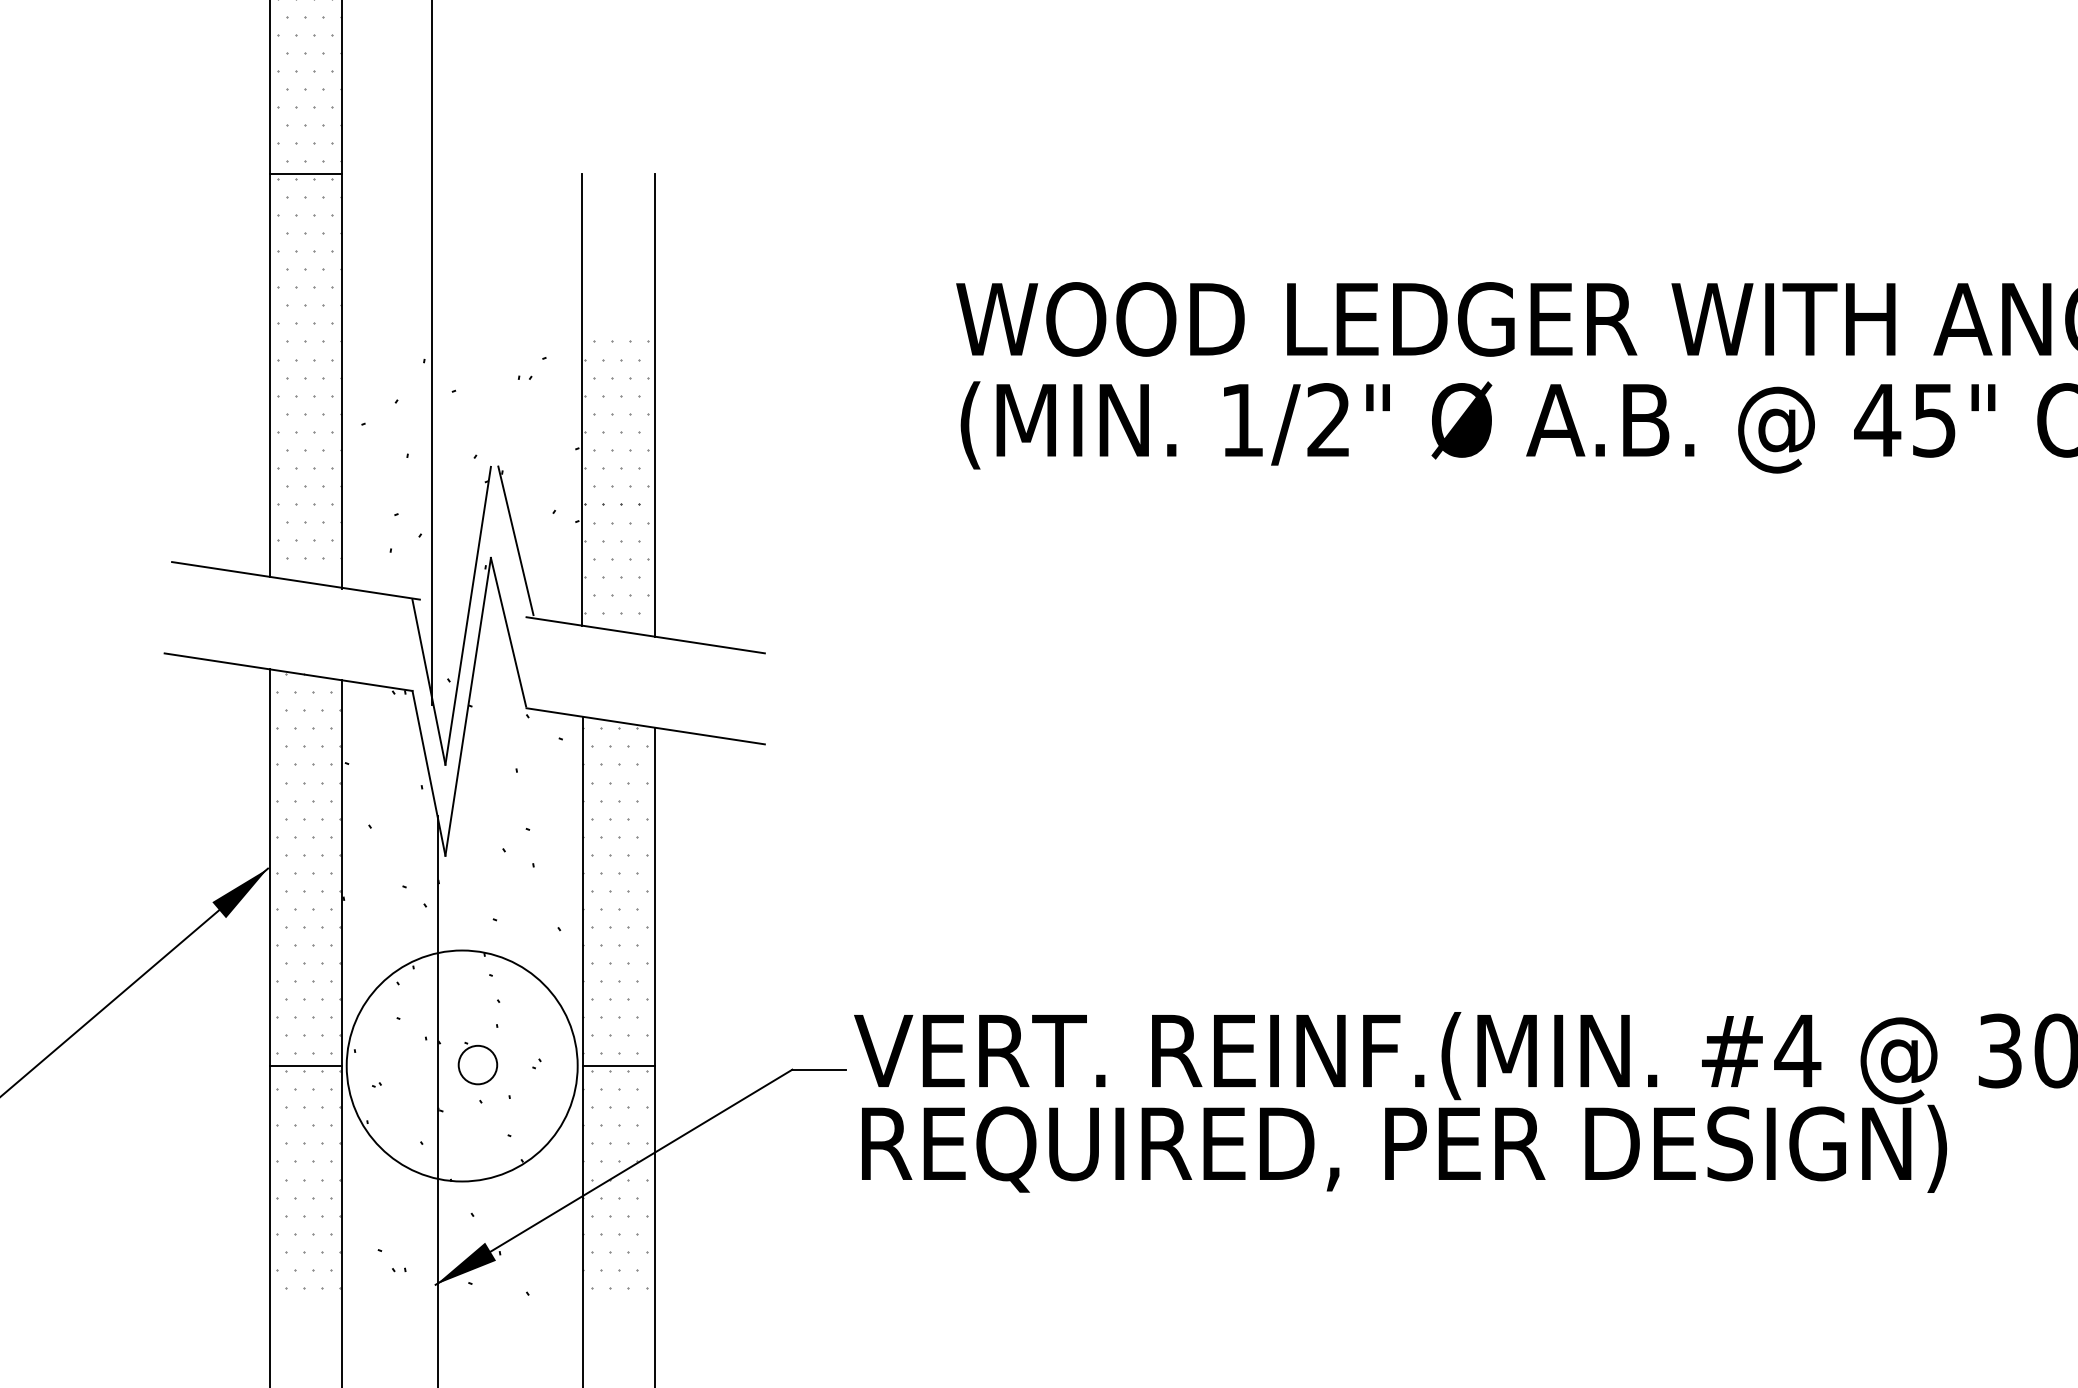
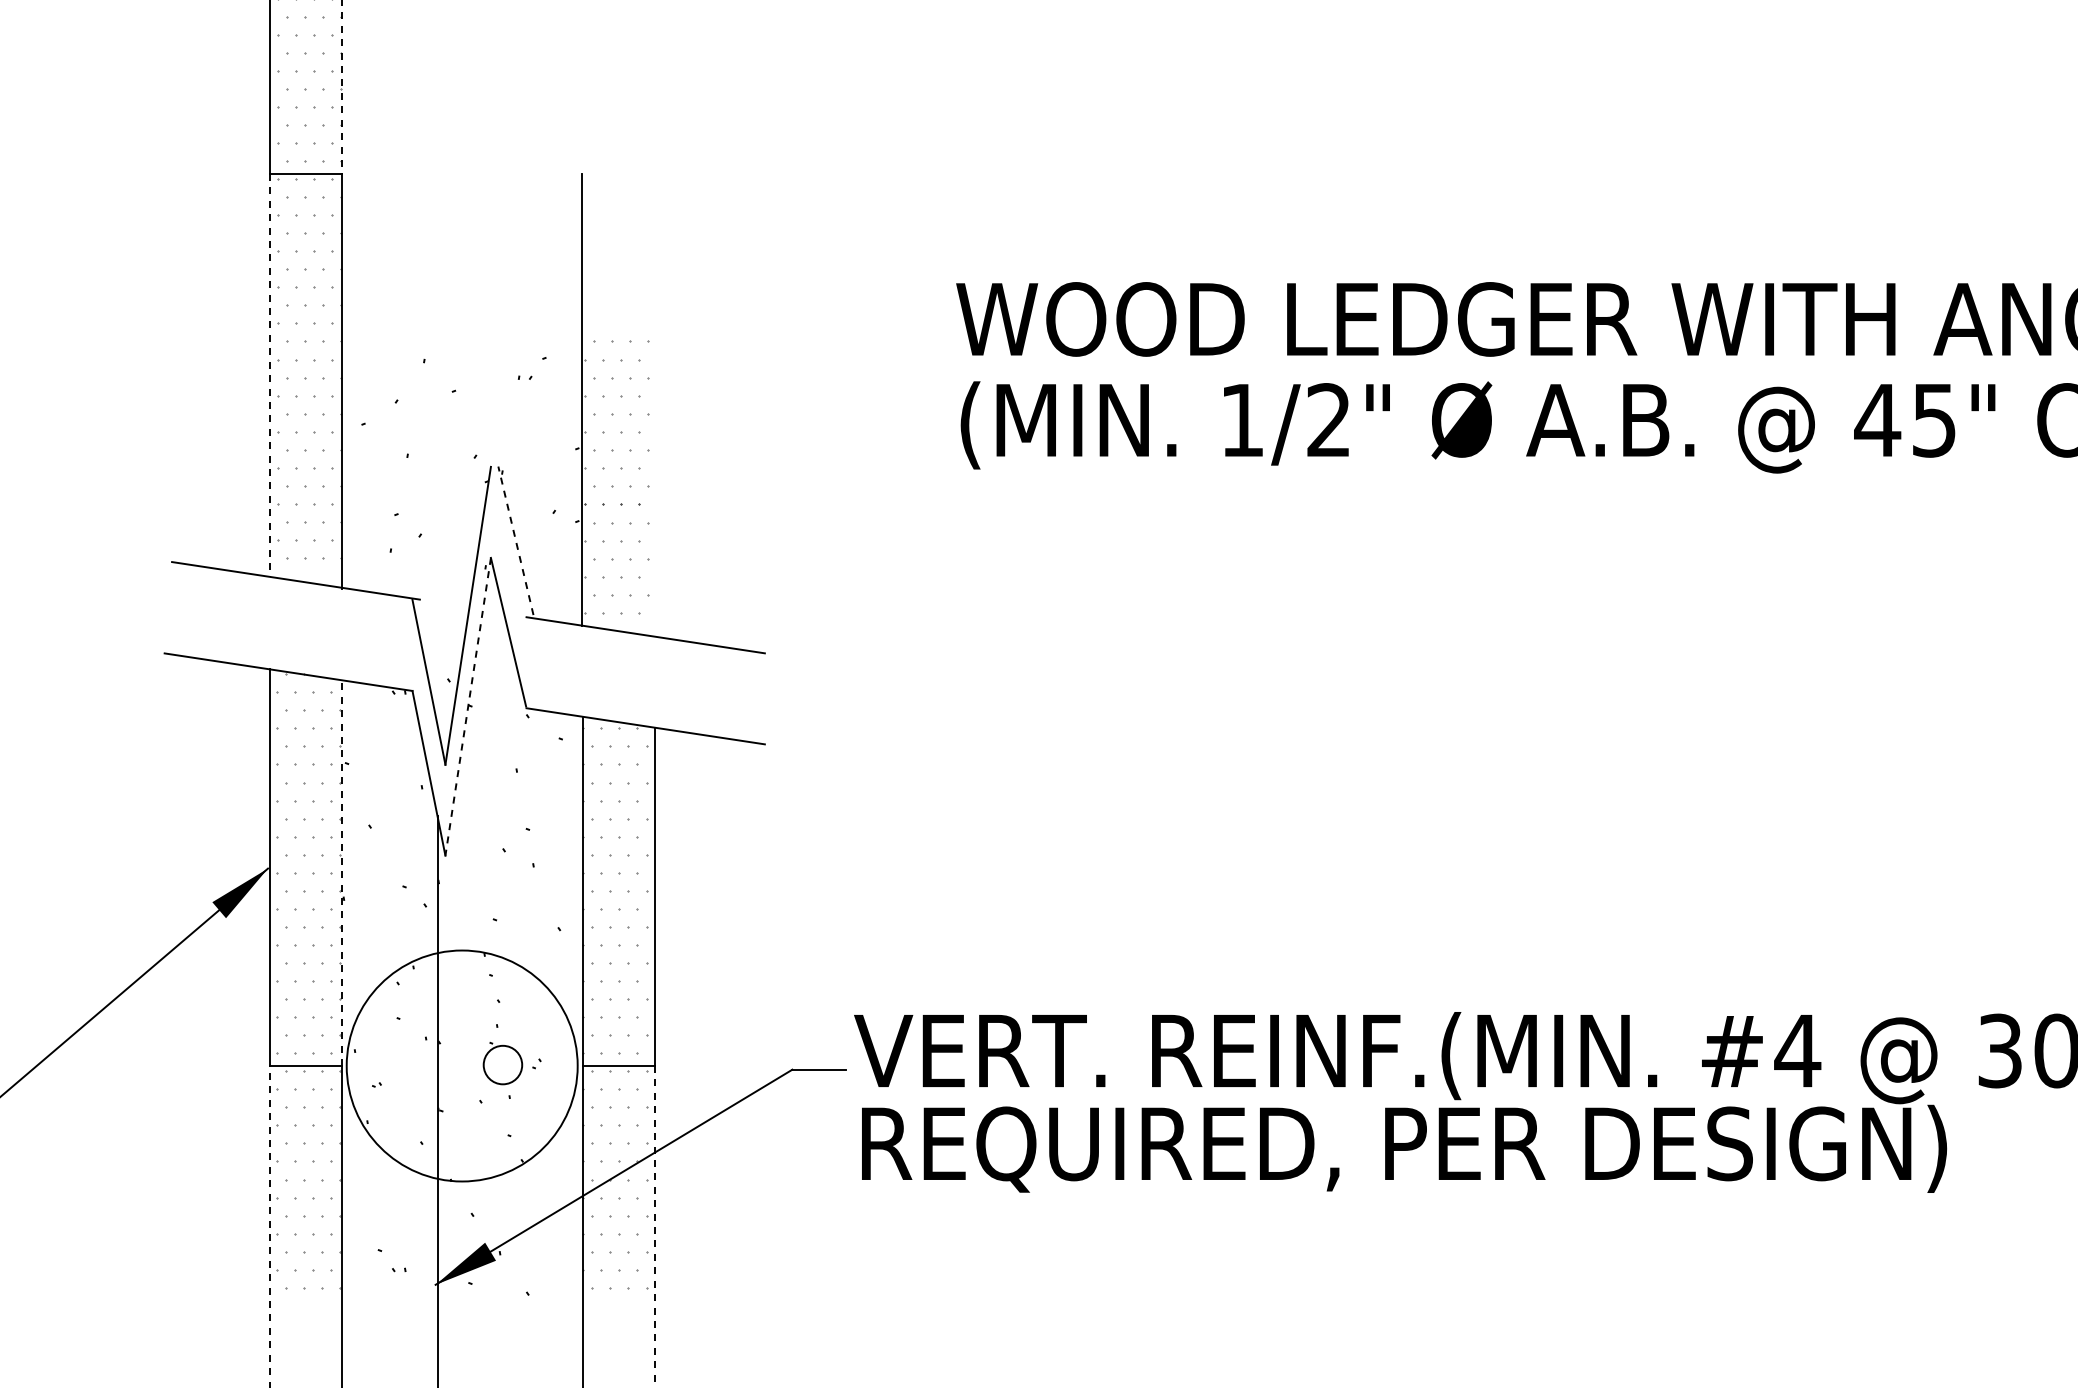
line: solid -> dashed (341, 86)
line: present -> none (432, 353)
line: solid -> dashed (269, 375)
line: present -> none (654, 404)
line: solid -> dashed (515, 540)
line: solid -> dashed (468, 706)
line: solid -> dashed (341, 873)
part position: (477, 1063) -> (502, 1063) (502, 1063)
line: solid -> dashed (269, 1226)
line: solid -> dashed (654, 1226)
